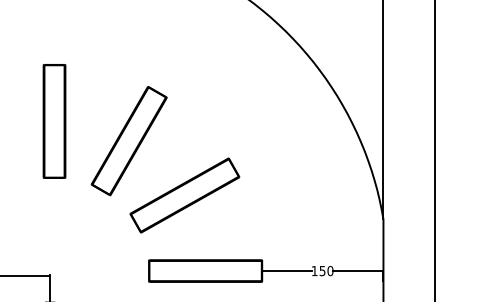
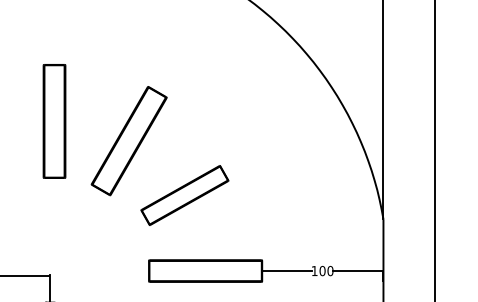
part size: 112x77 px -> 90x61 px (184, 195)
text: 150 -> 100 (322, 270)
